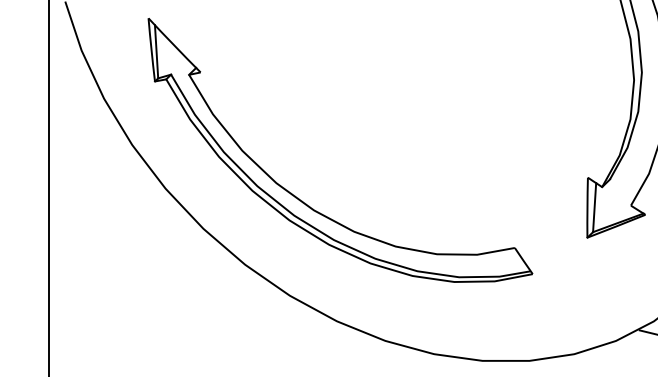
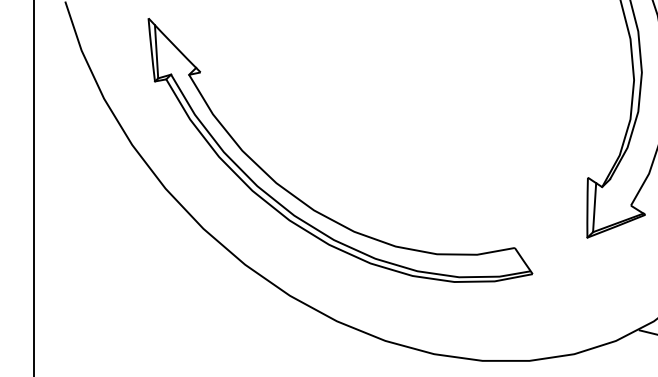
line position: (48, 187) -> (33, 187) (33, 187)
